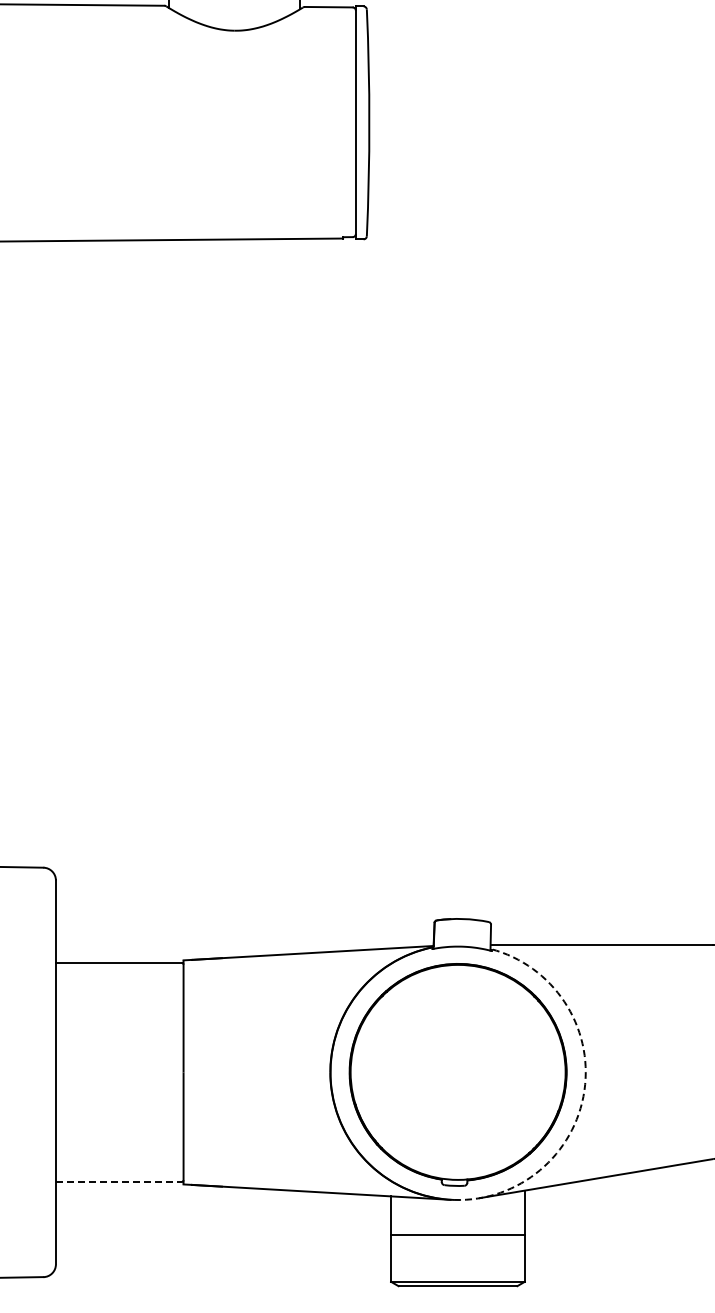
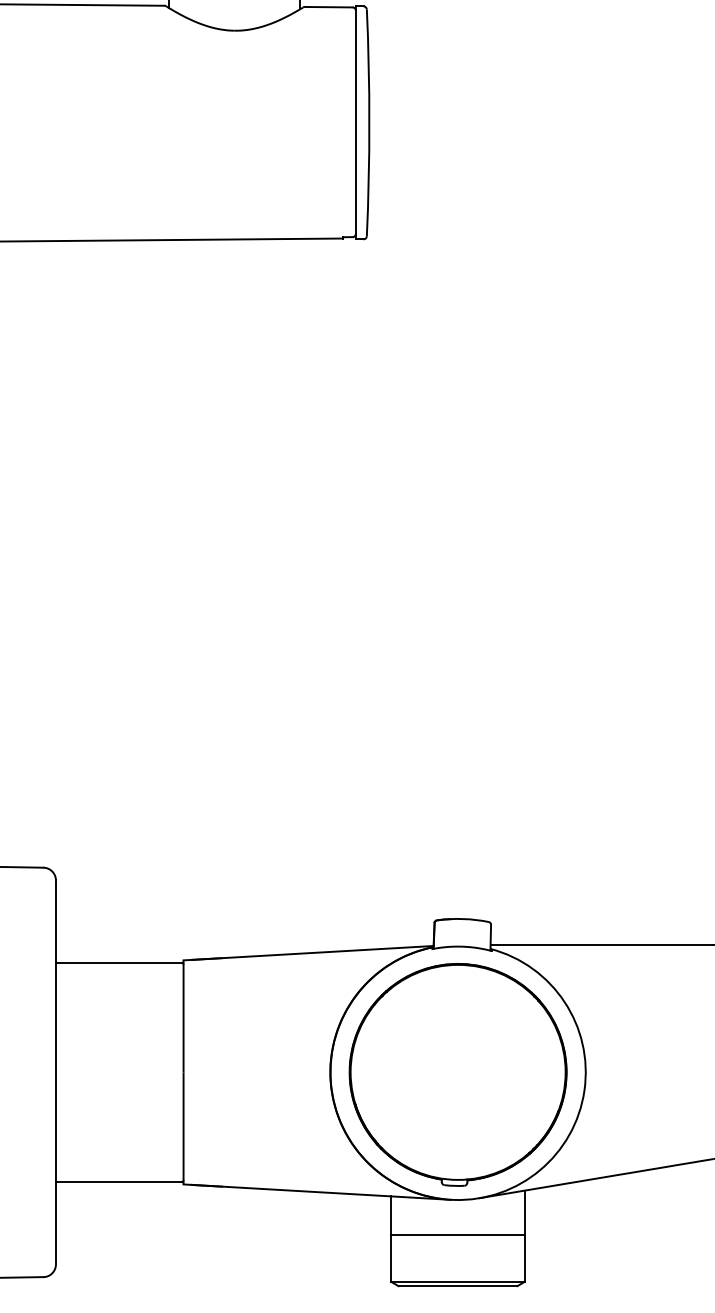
arc: dashed -> solid (584, 1090)
line: dashed -> solid (118, 1182)
